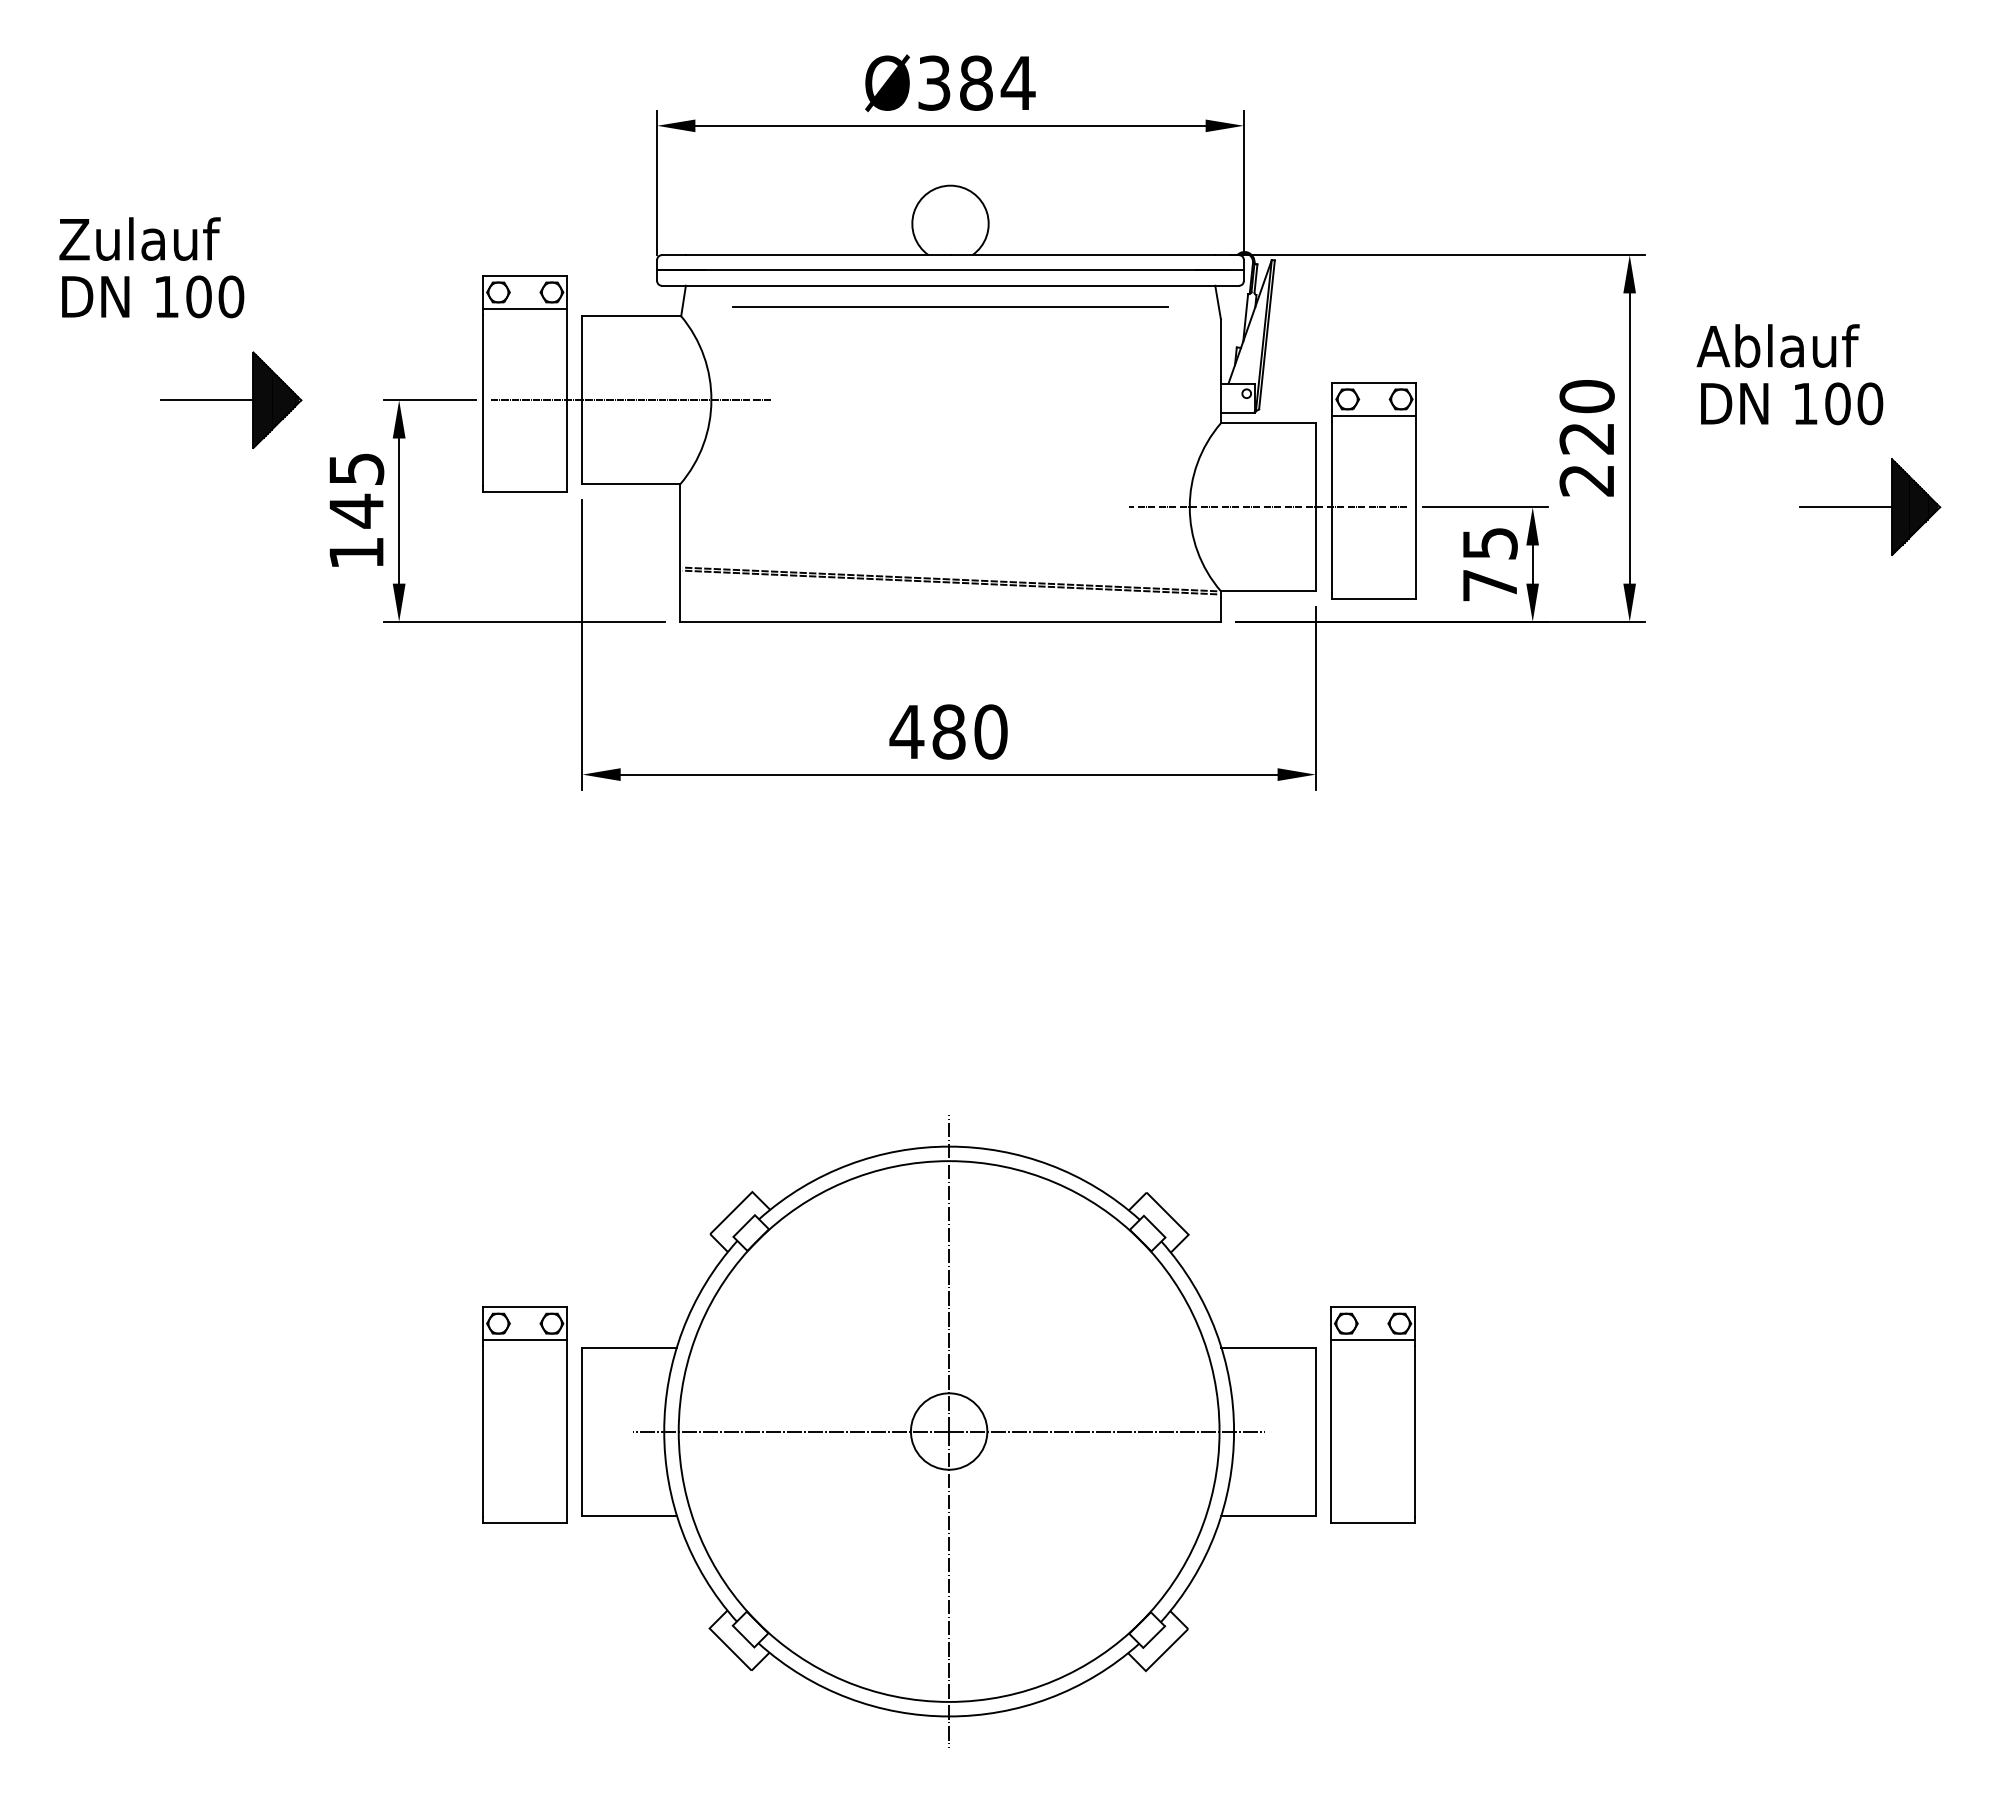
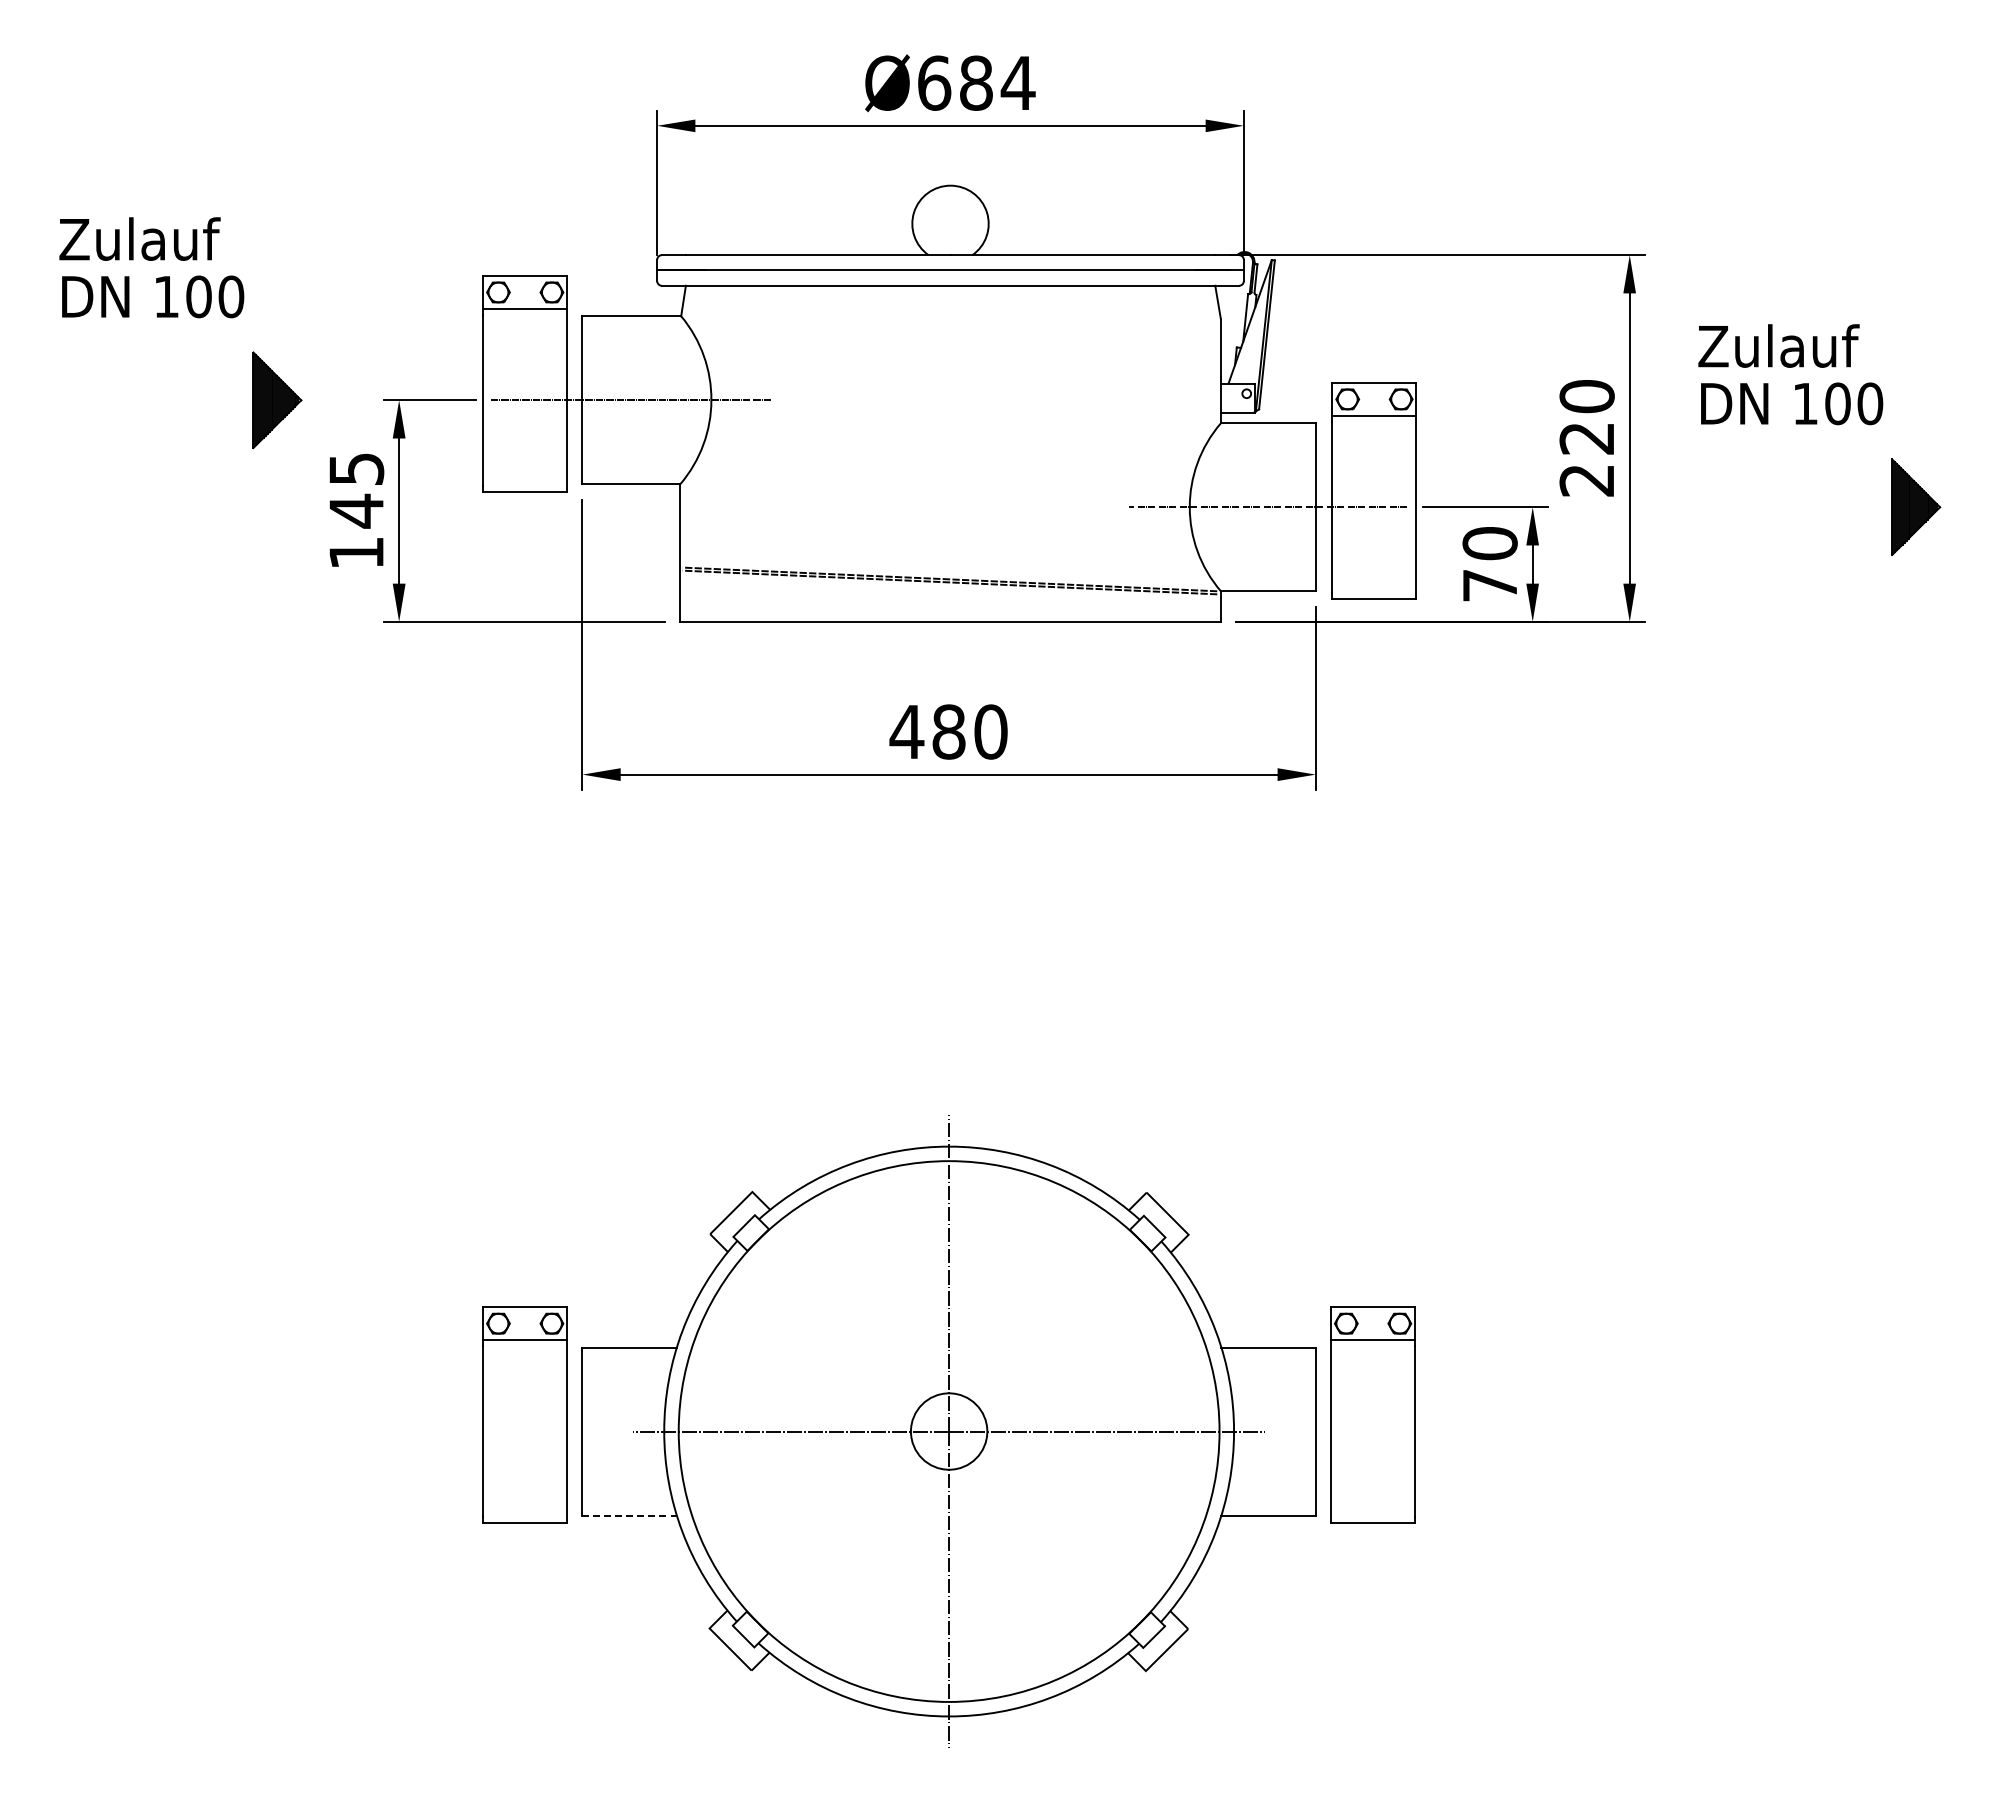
text: Ø384 -> Ø684 (934, 82)
line: present -> none (950, 307)
text: Ablauf -> Zulauf (1728, 345)
line: present -> none (207, 400)
line: present -> none (1845, 507)
text: 75 -> 70 (1489, 543)
line: solid -> dashed (630, 1515)
